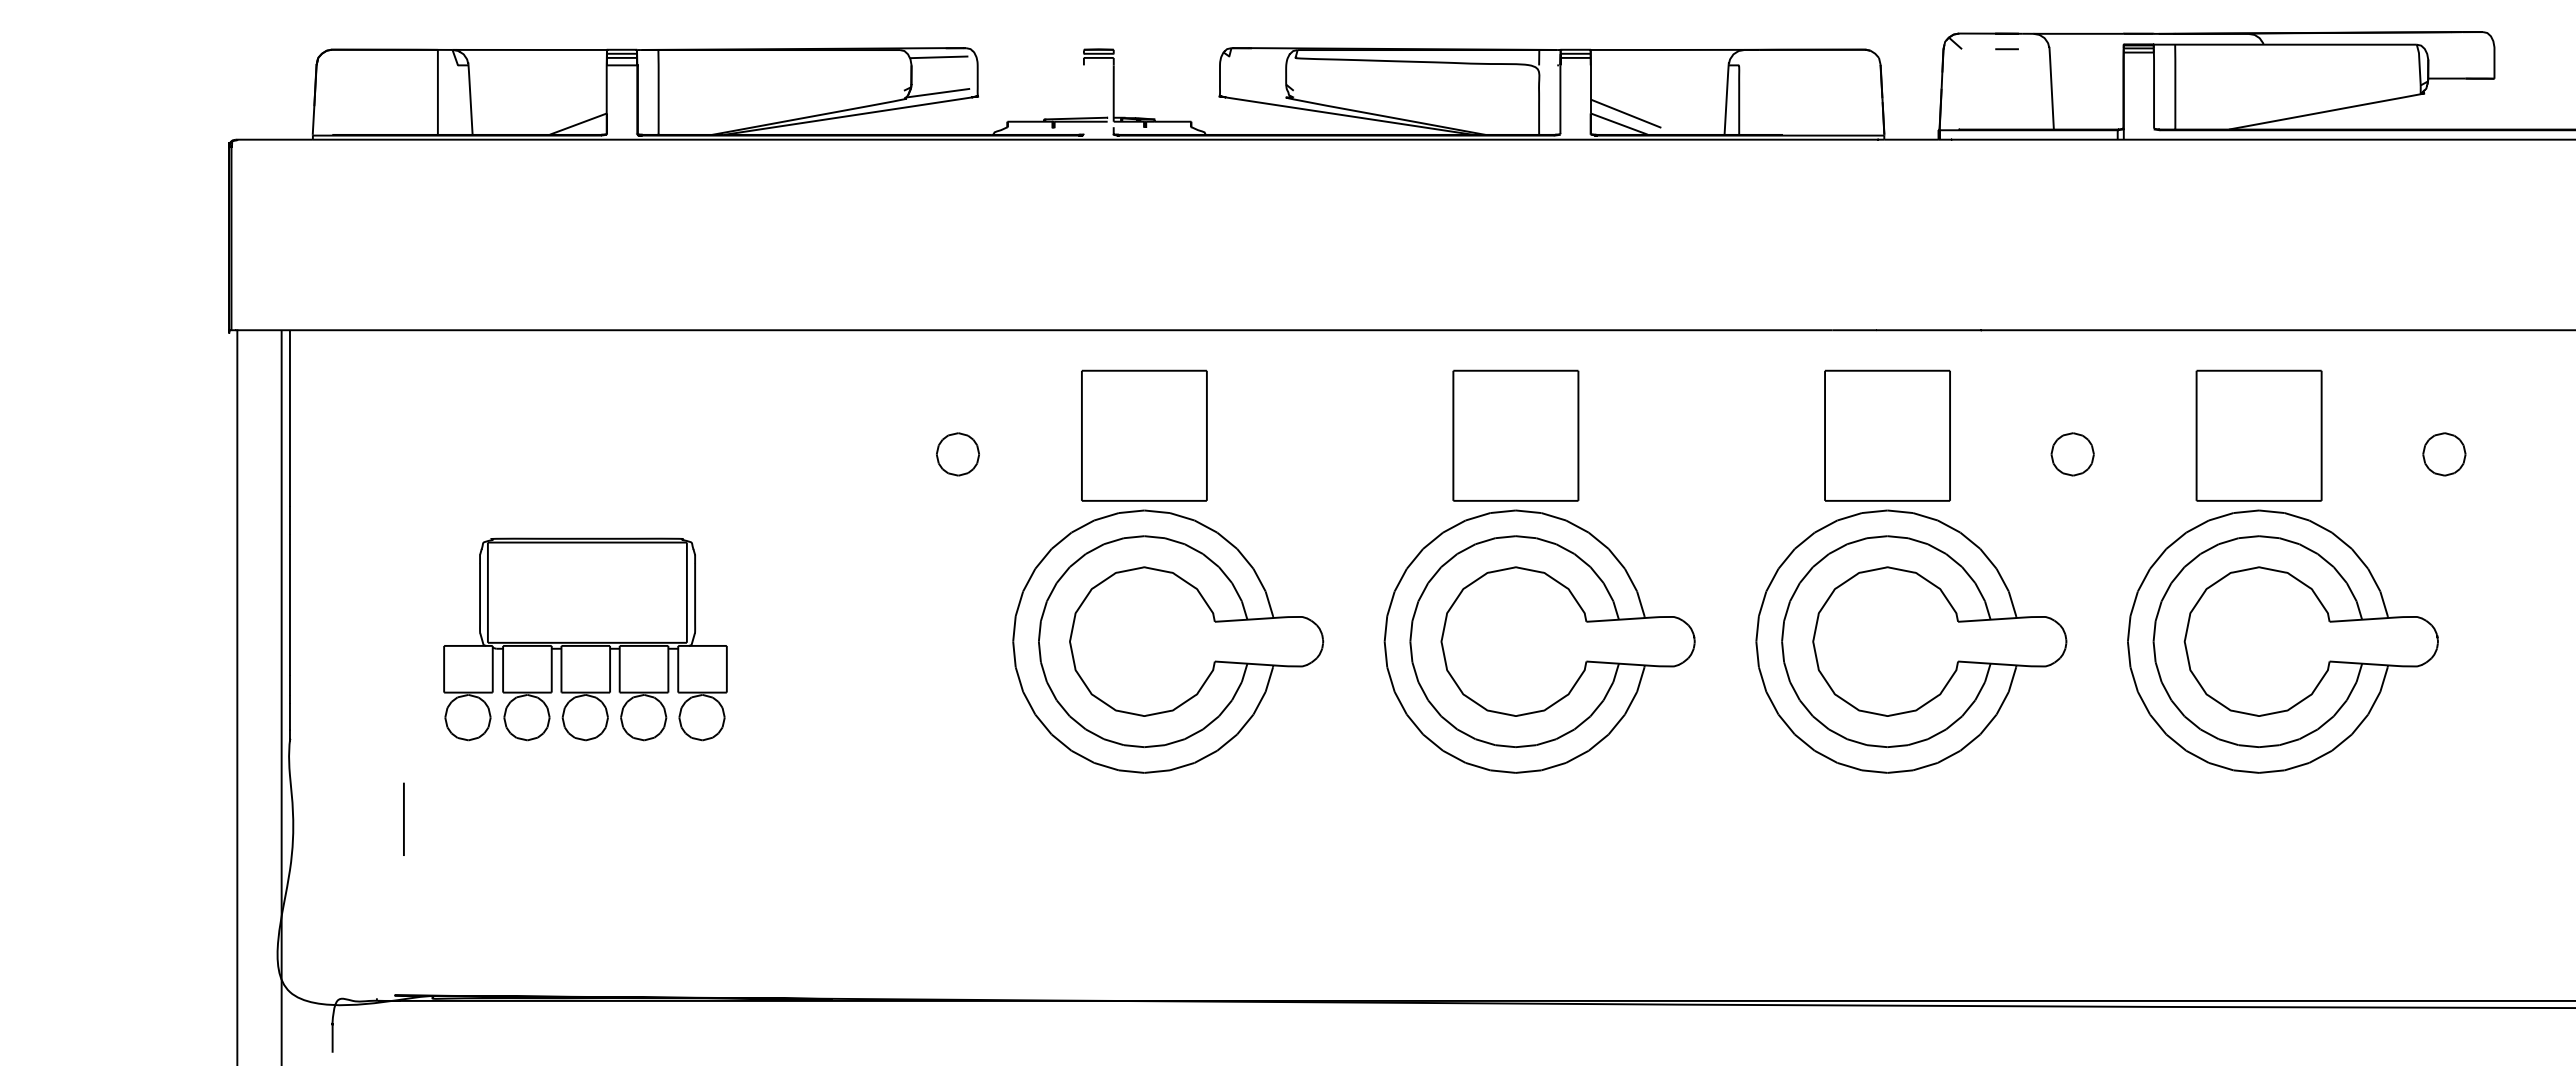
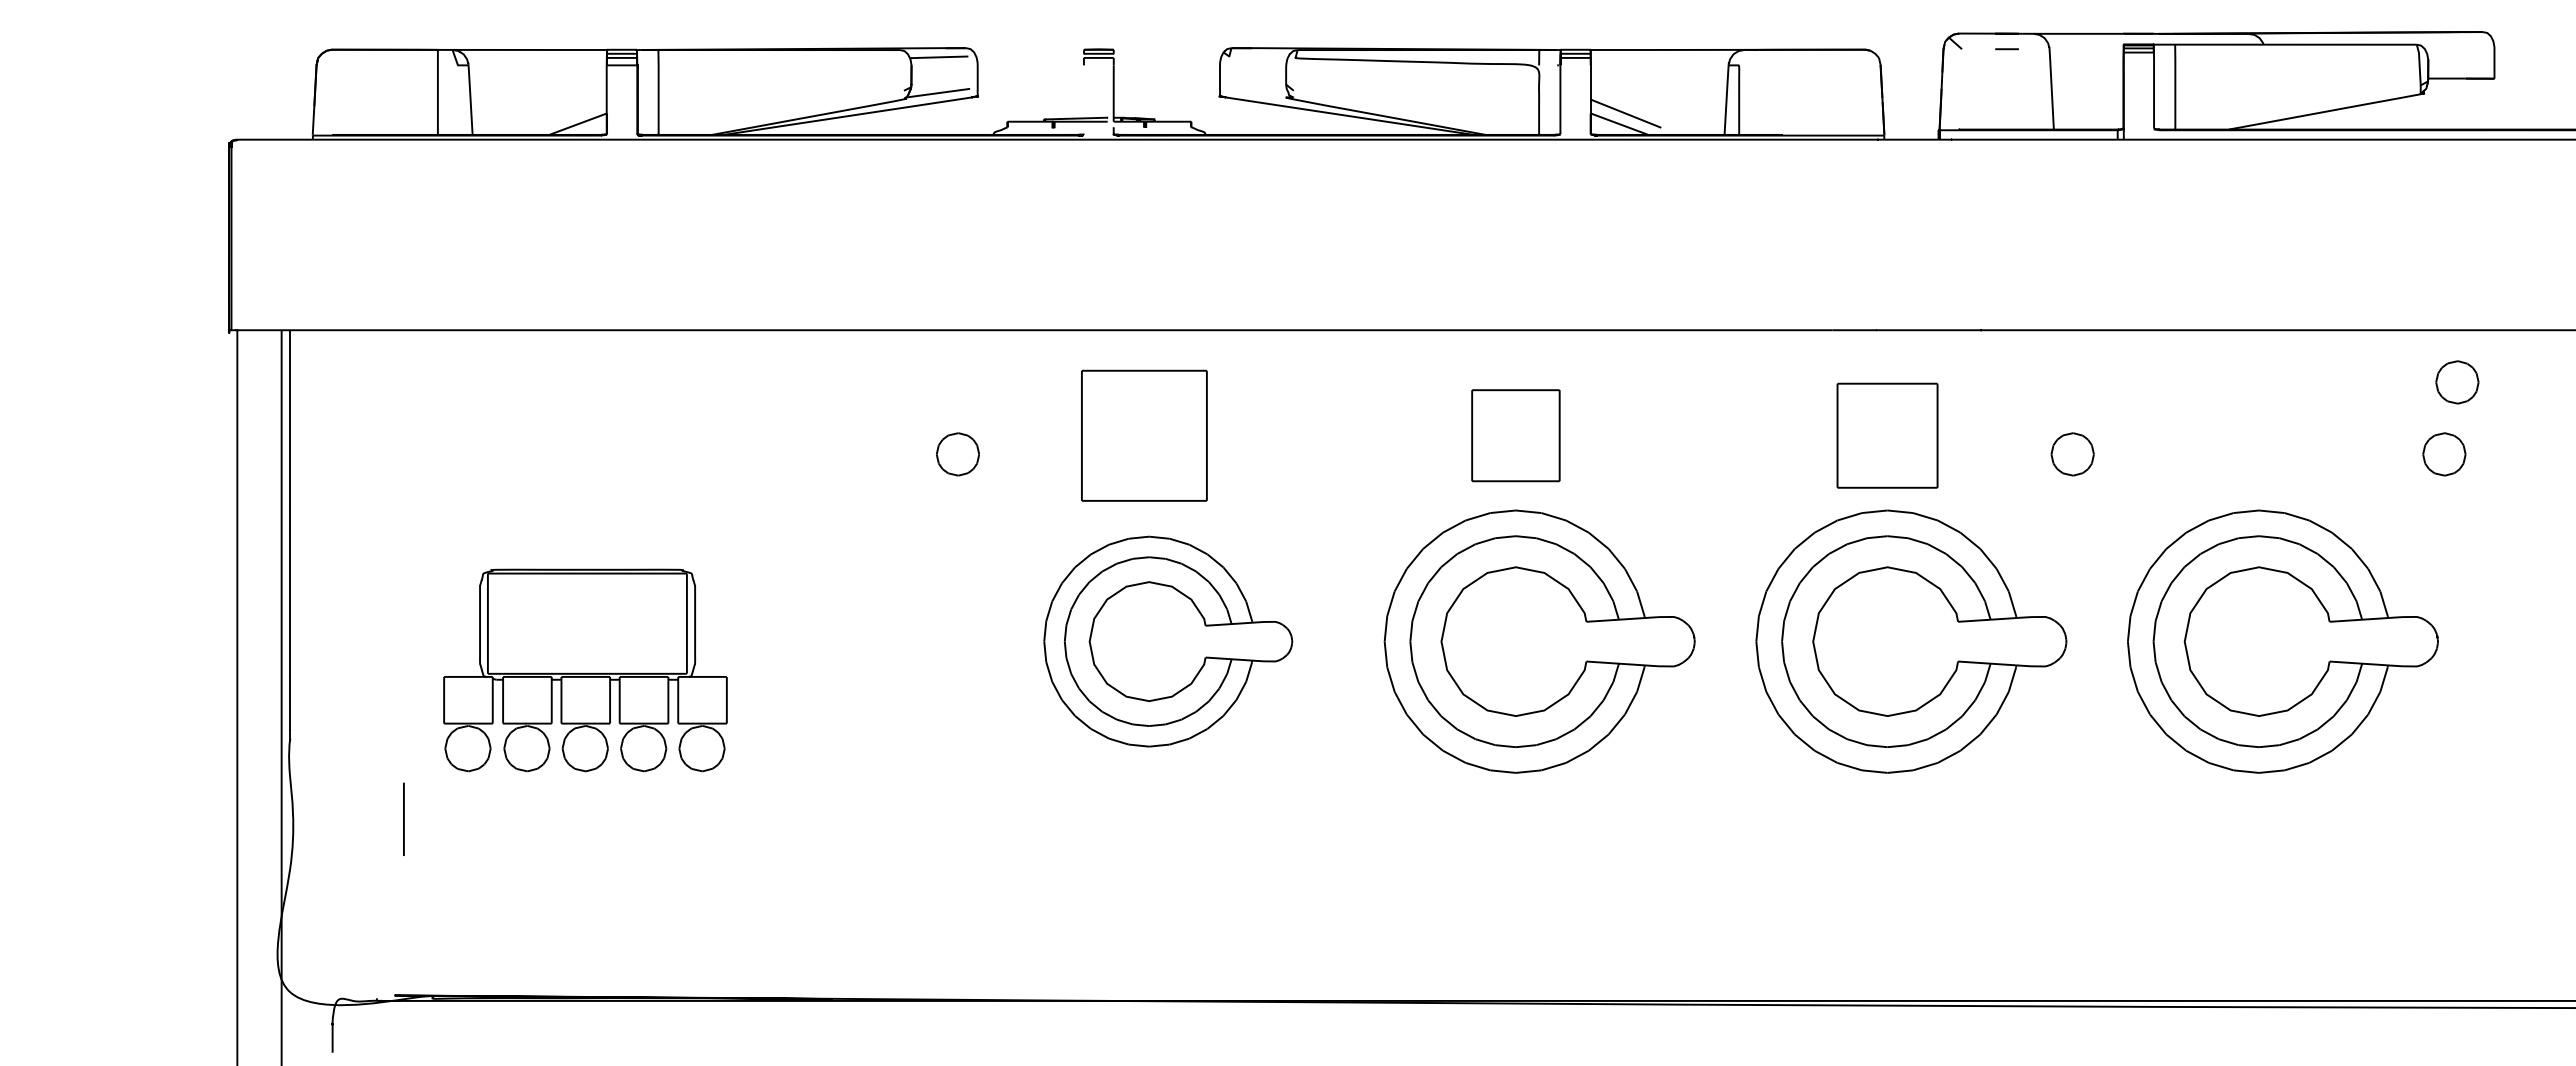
part: none -> present (2457, 382)
part size: 128x133 px -> 90x94 px (1515, 435)
part size: 127x133 px -> 103x107 px (1887, 435)
part: present -> none (2258, 435)
part position: (585, 639) -> (585, 670) (585, 670)
part size: 313x265 px -> 251x213 px (1168, 641)
